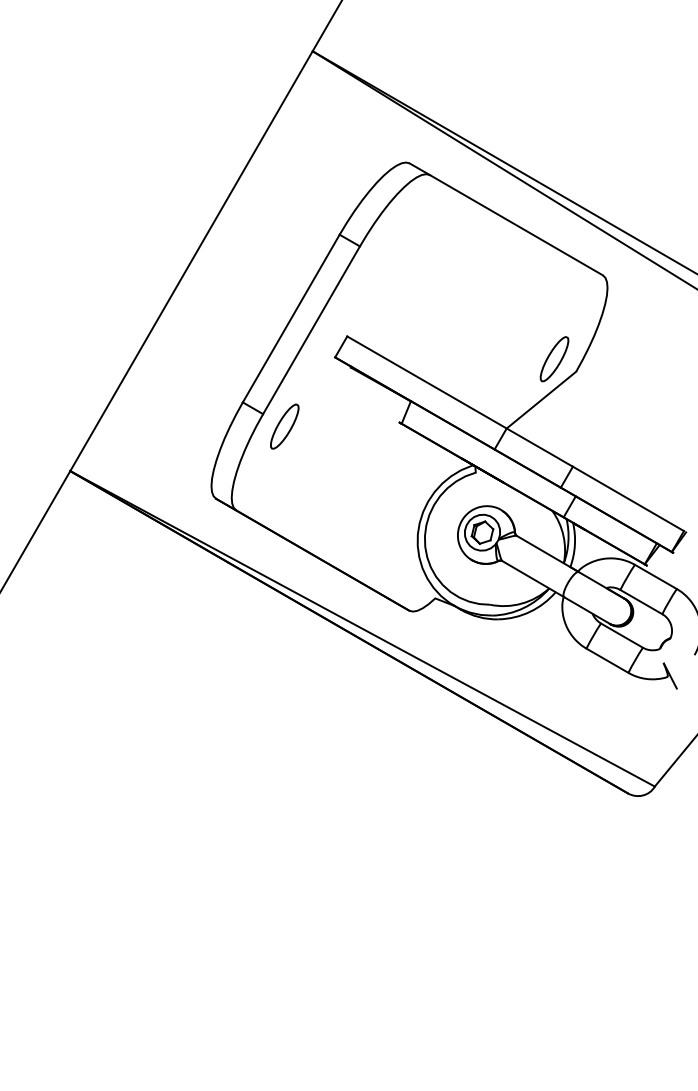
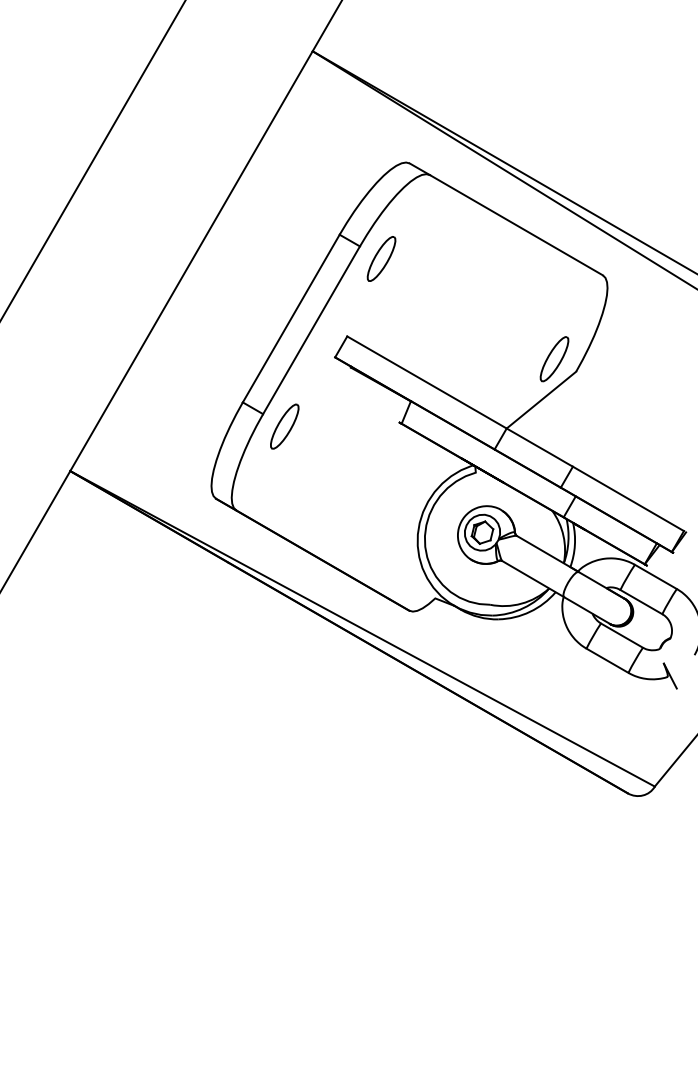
line: none -> present (93, 159)
part: none -> present (381, 258)
